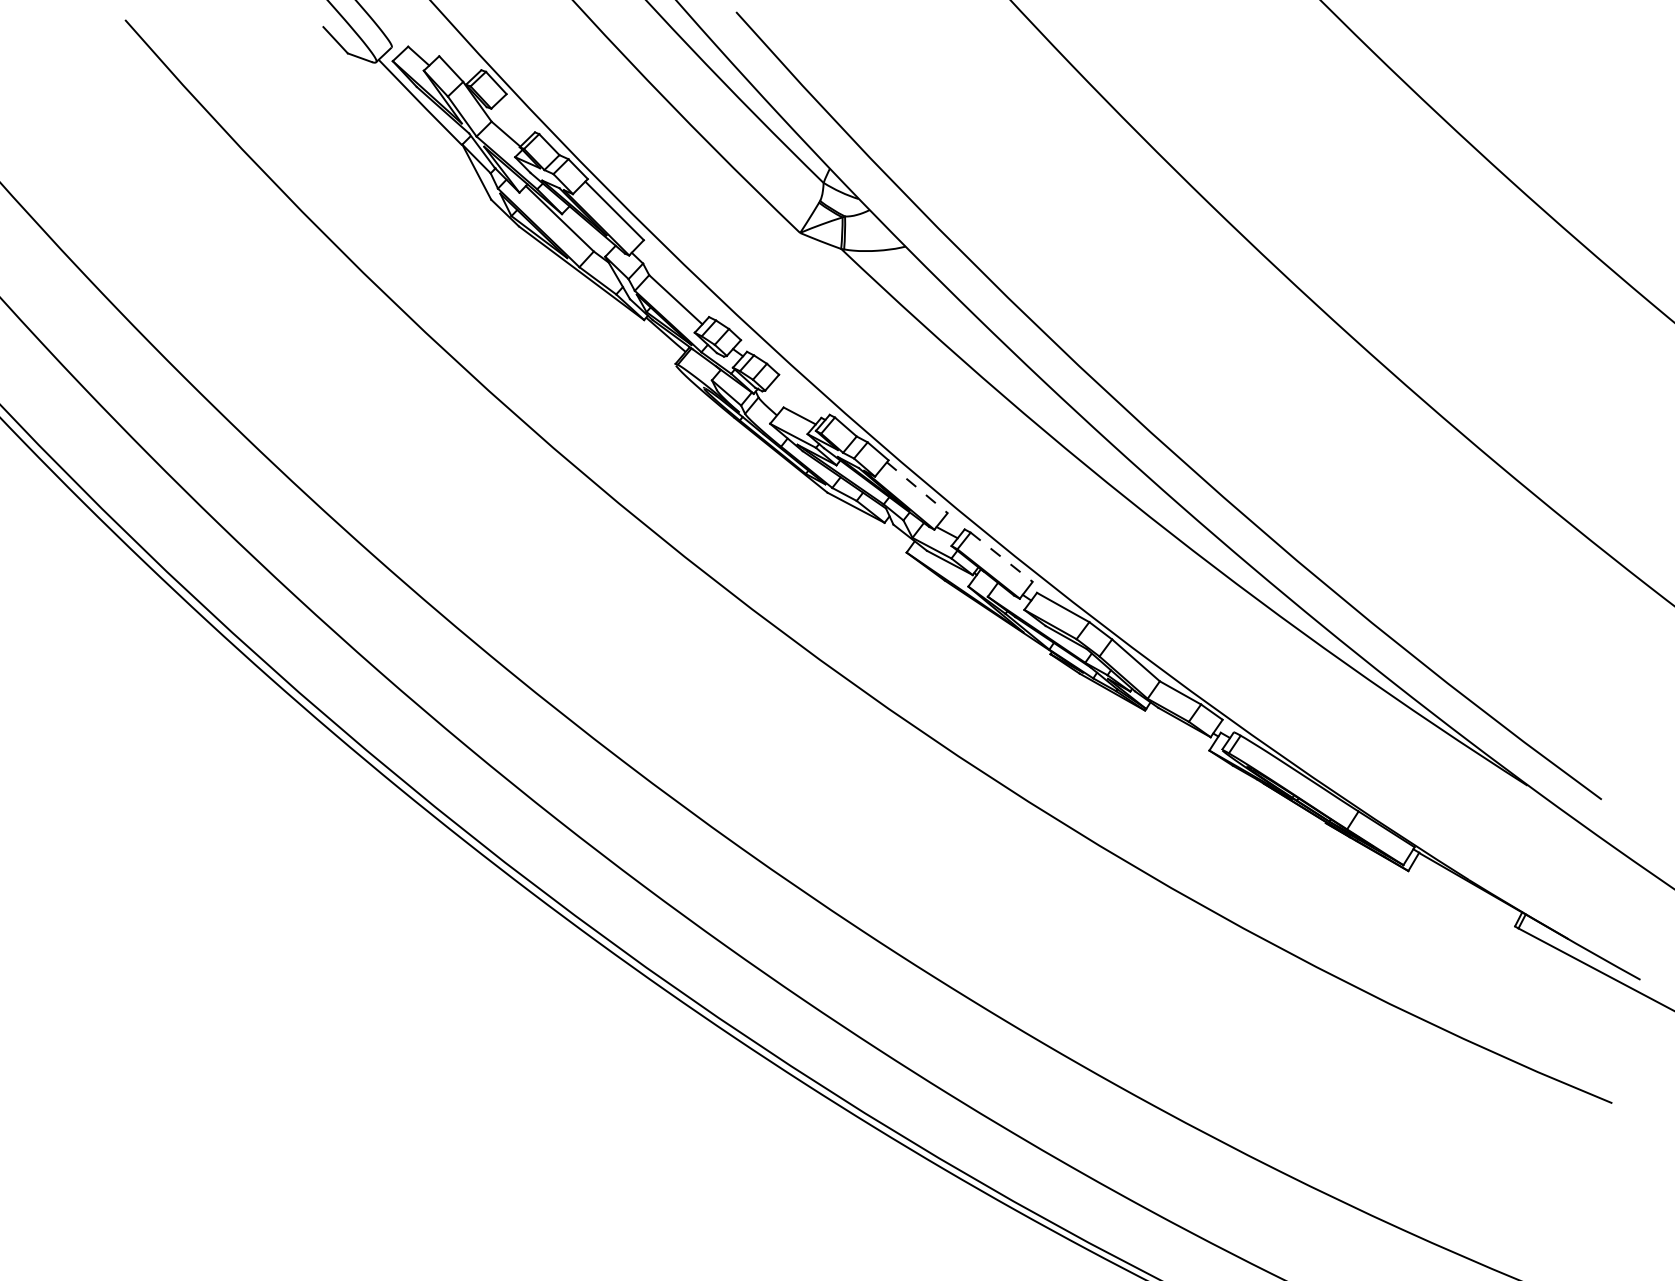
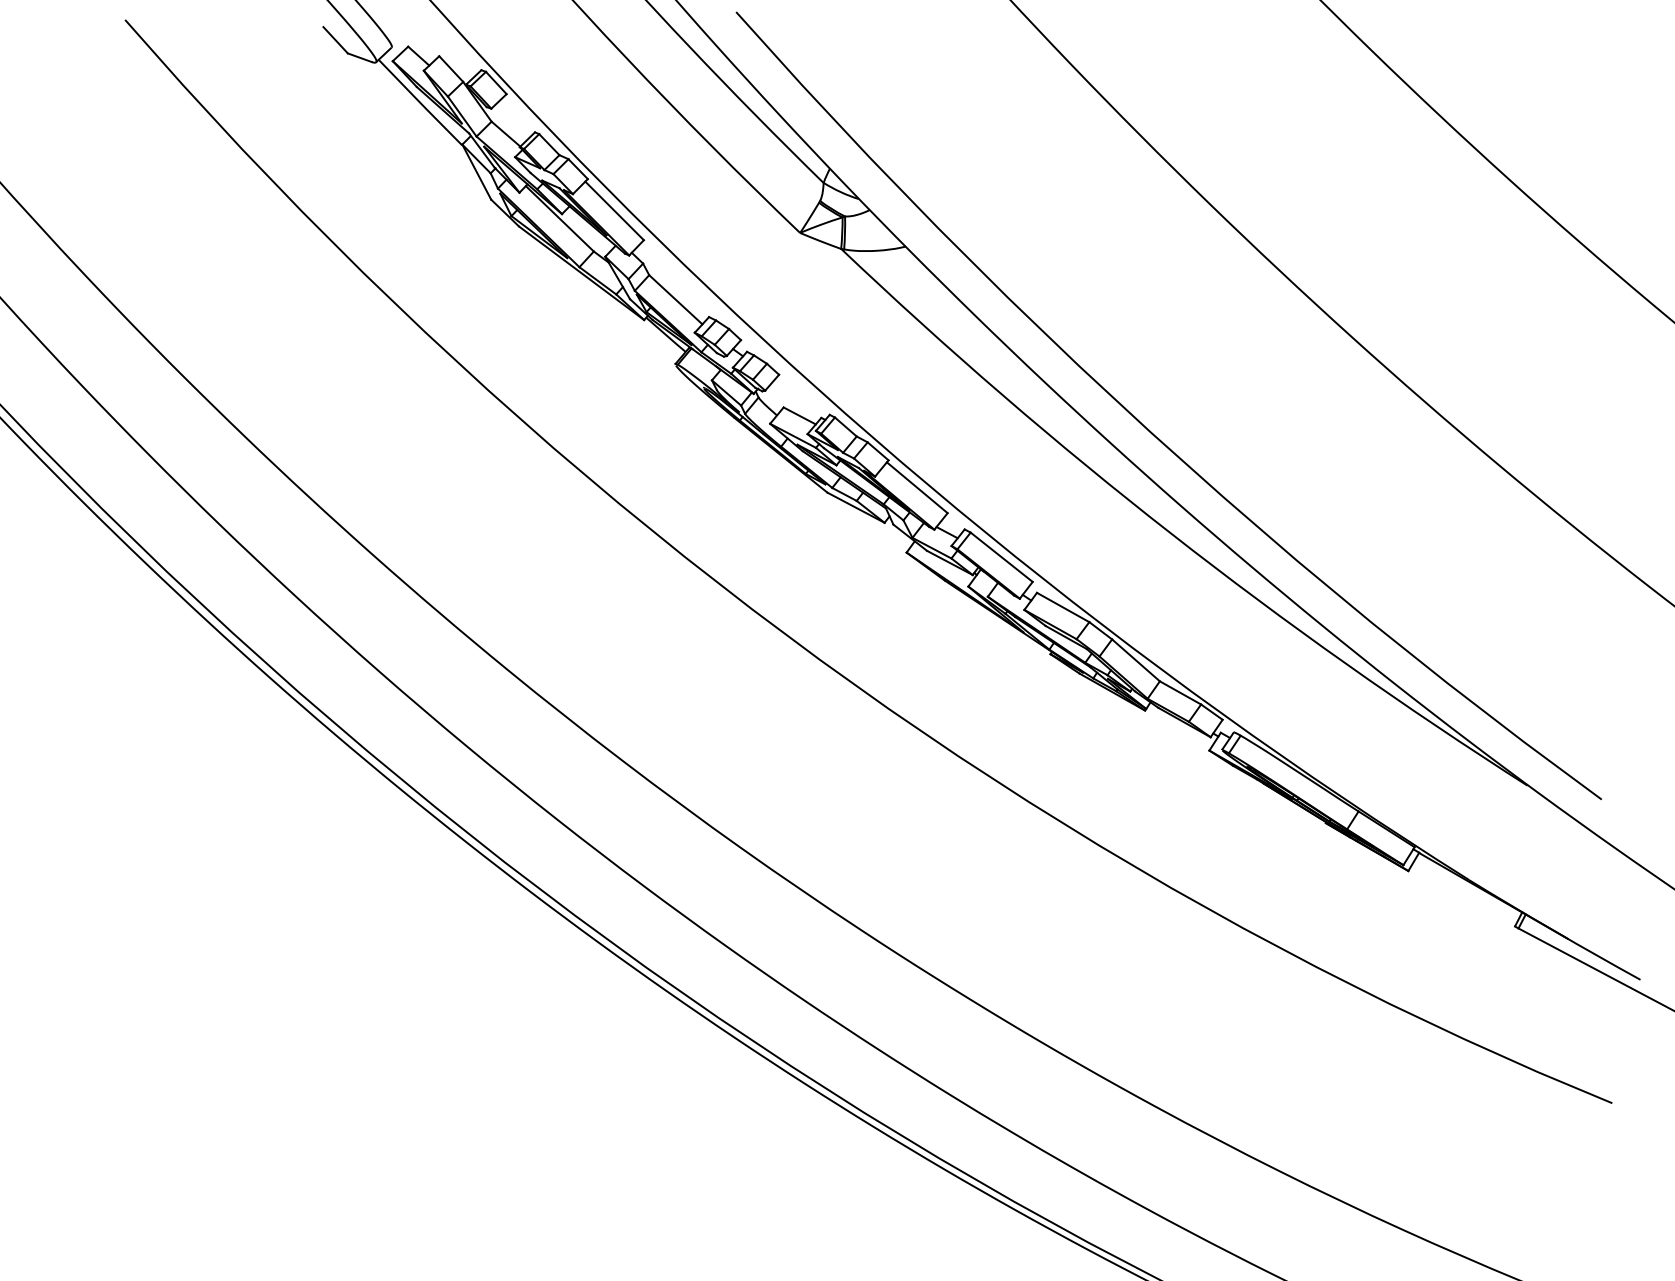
line: dashed -> solid (917, 487)
line: dashed -> solid (1001, 557)
